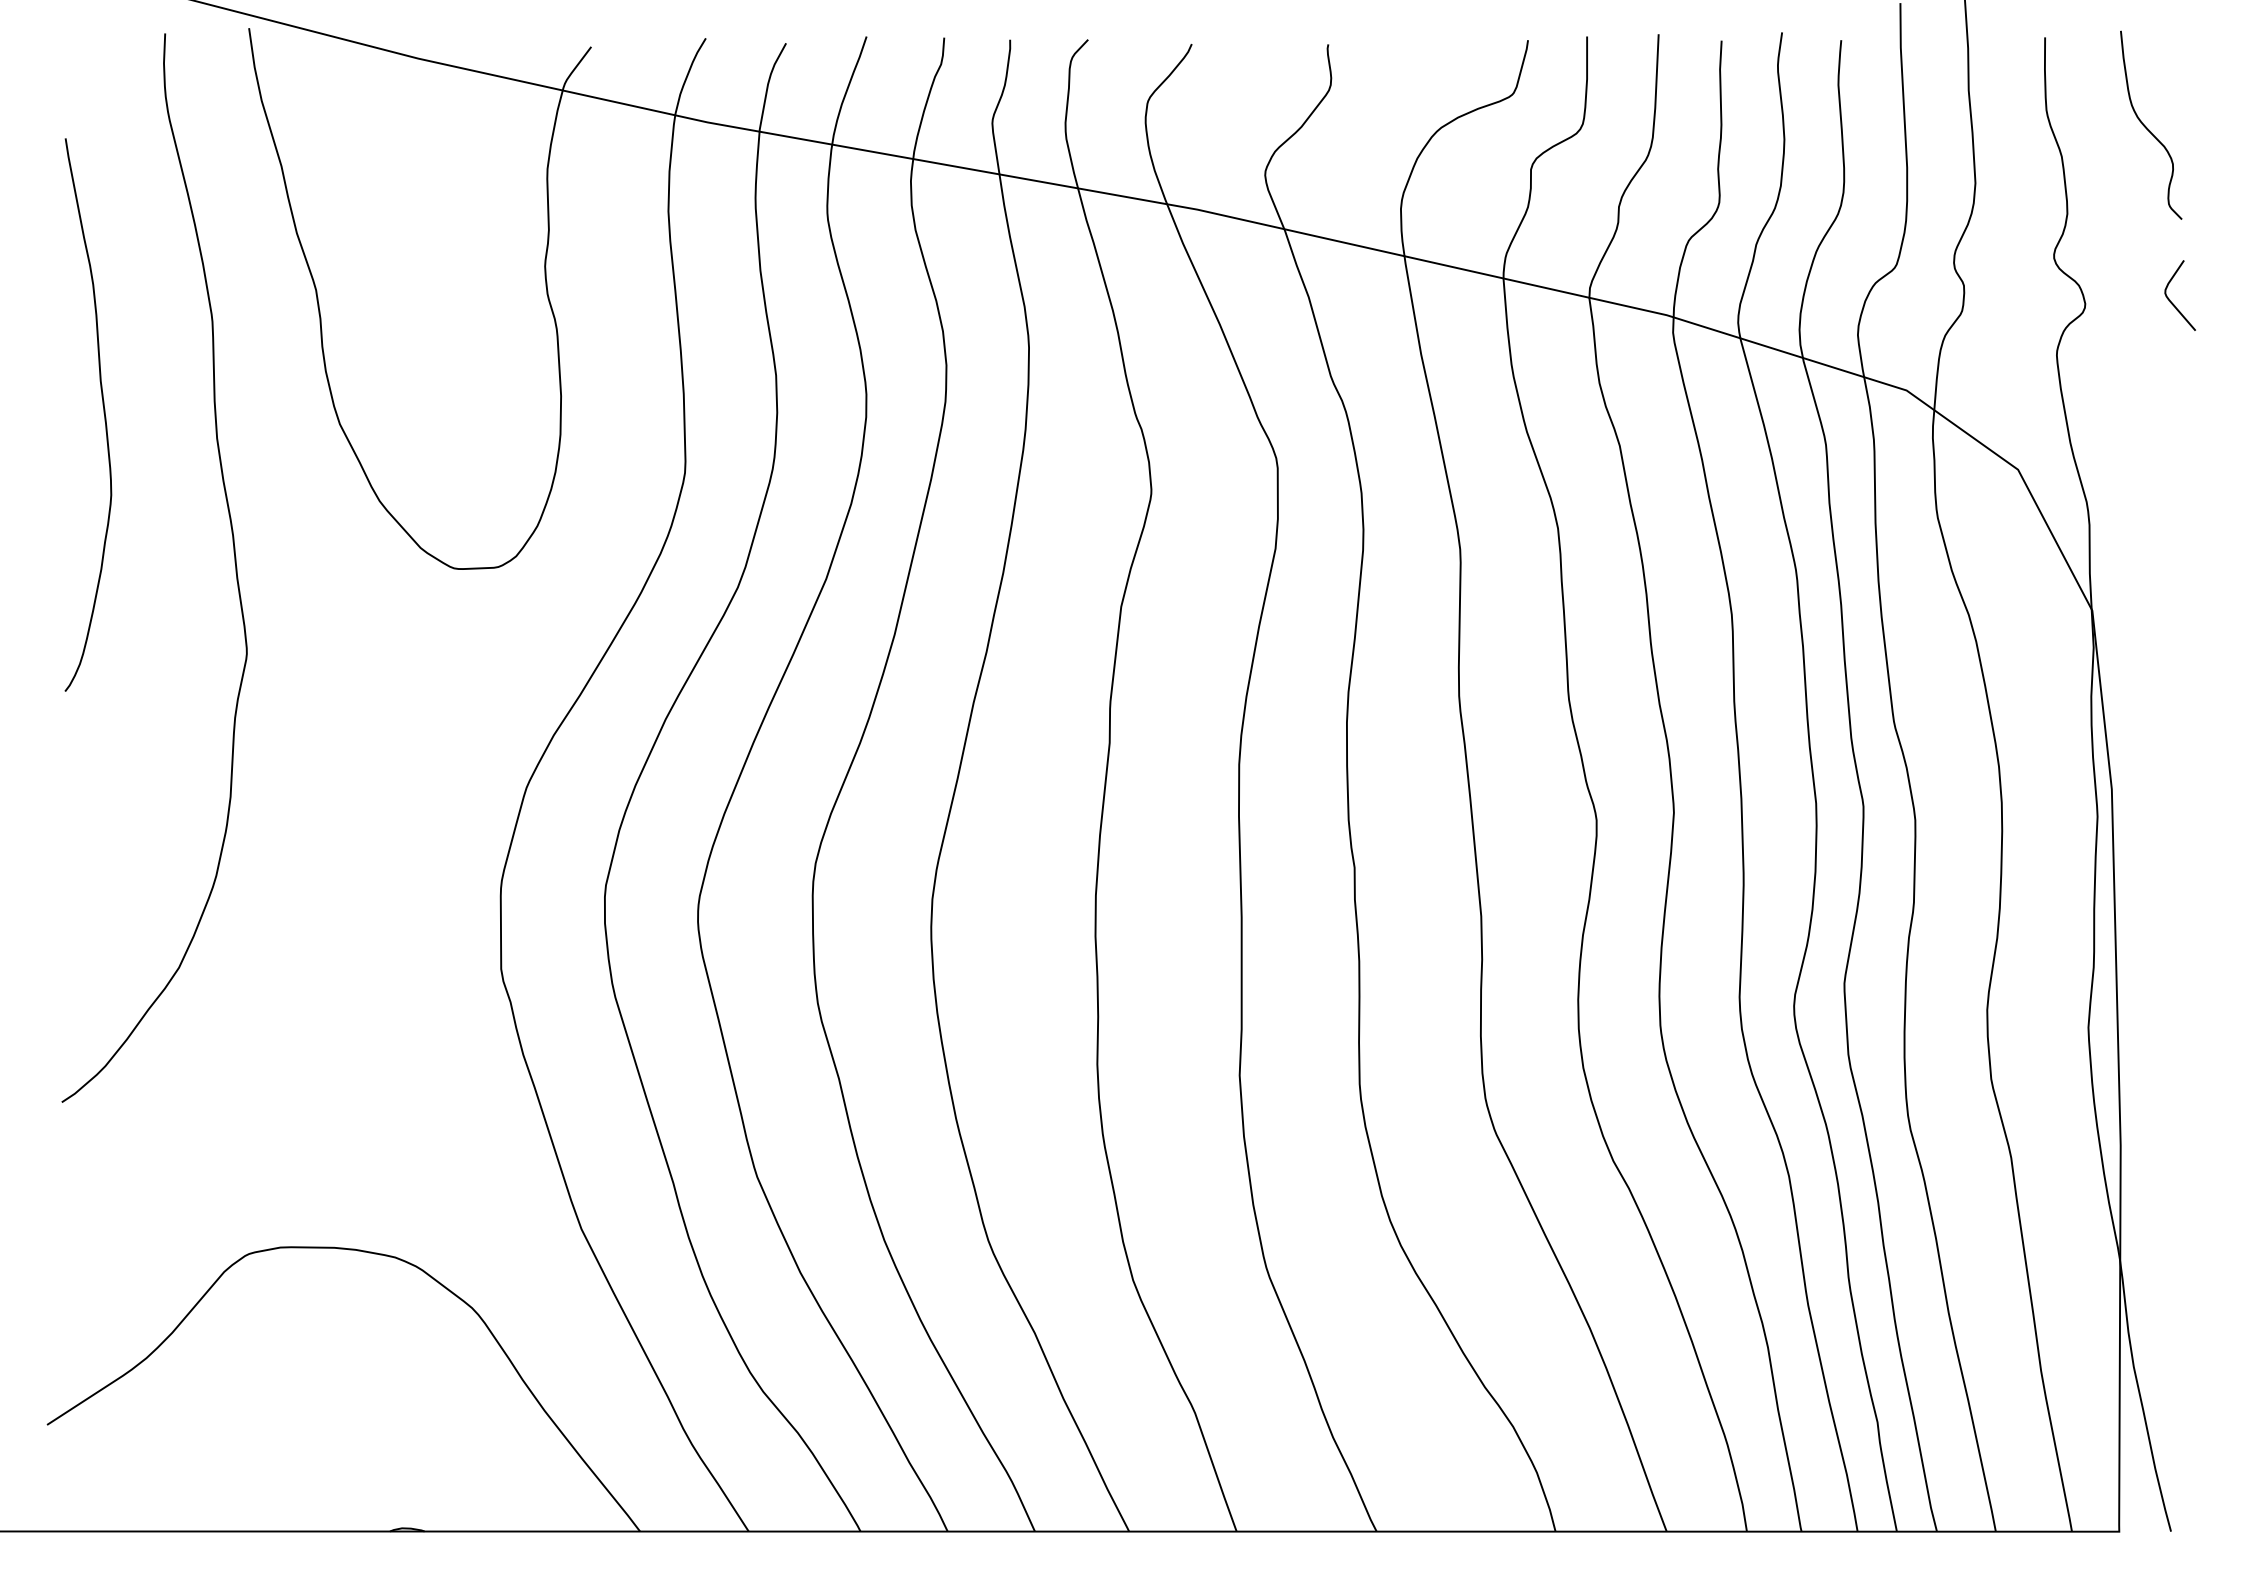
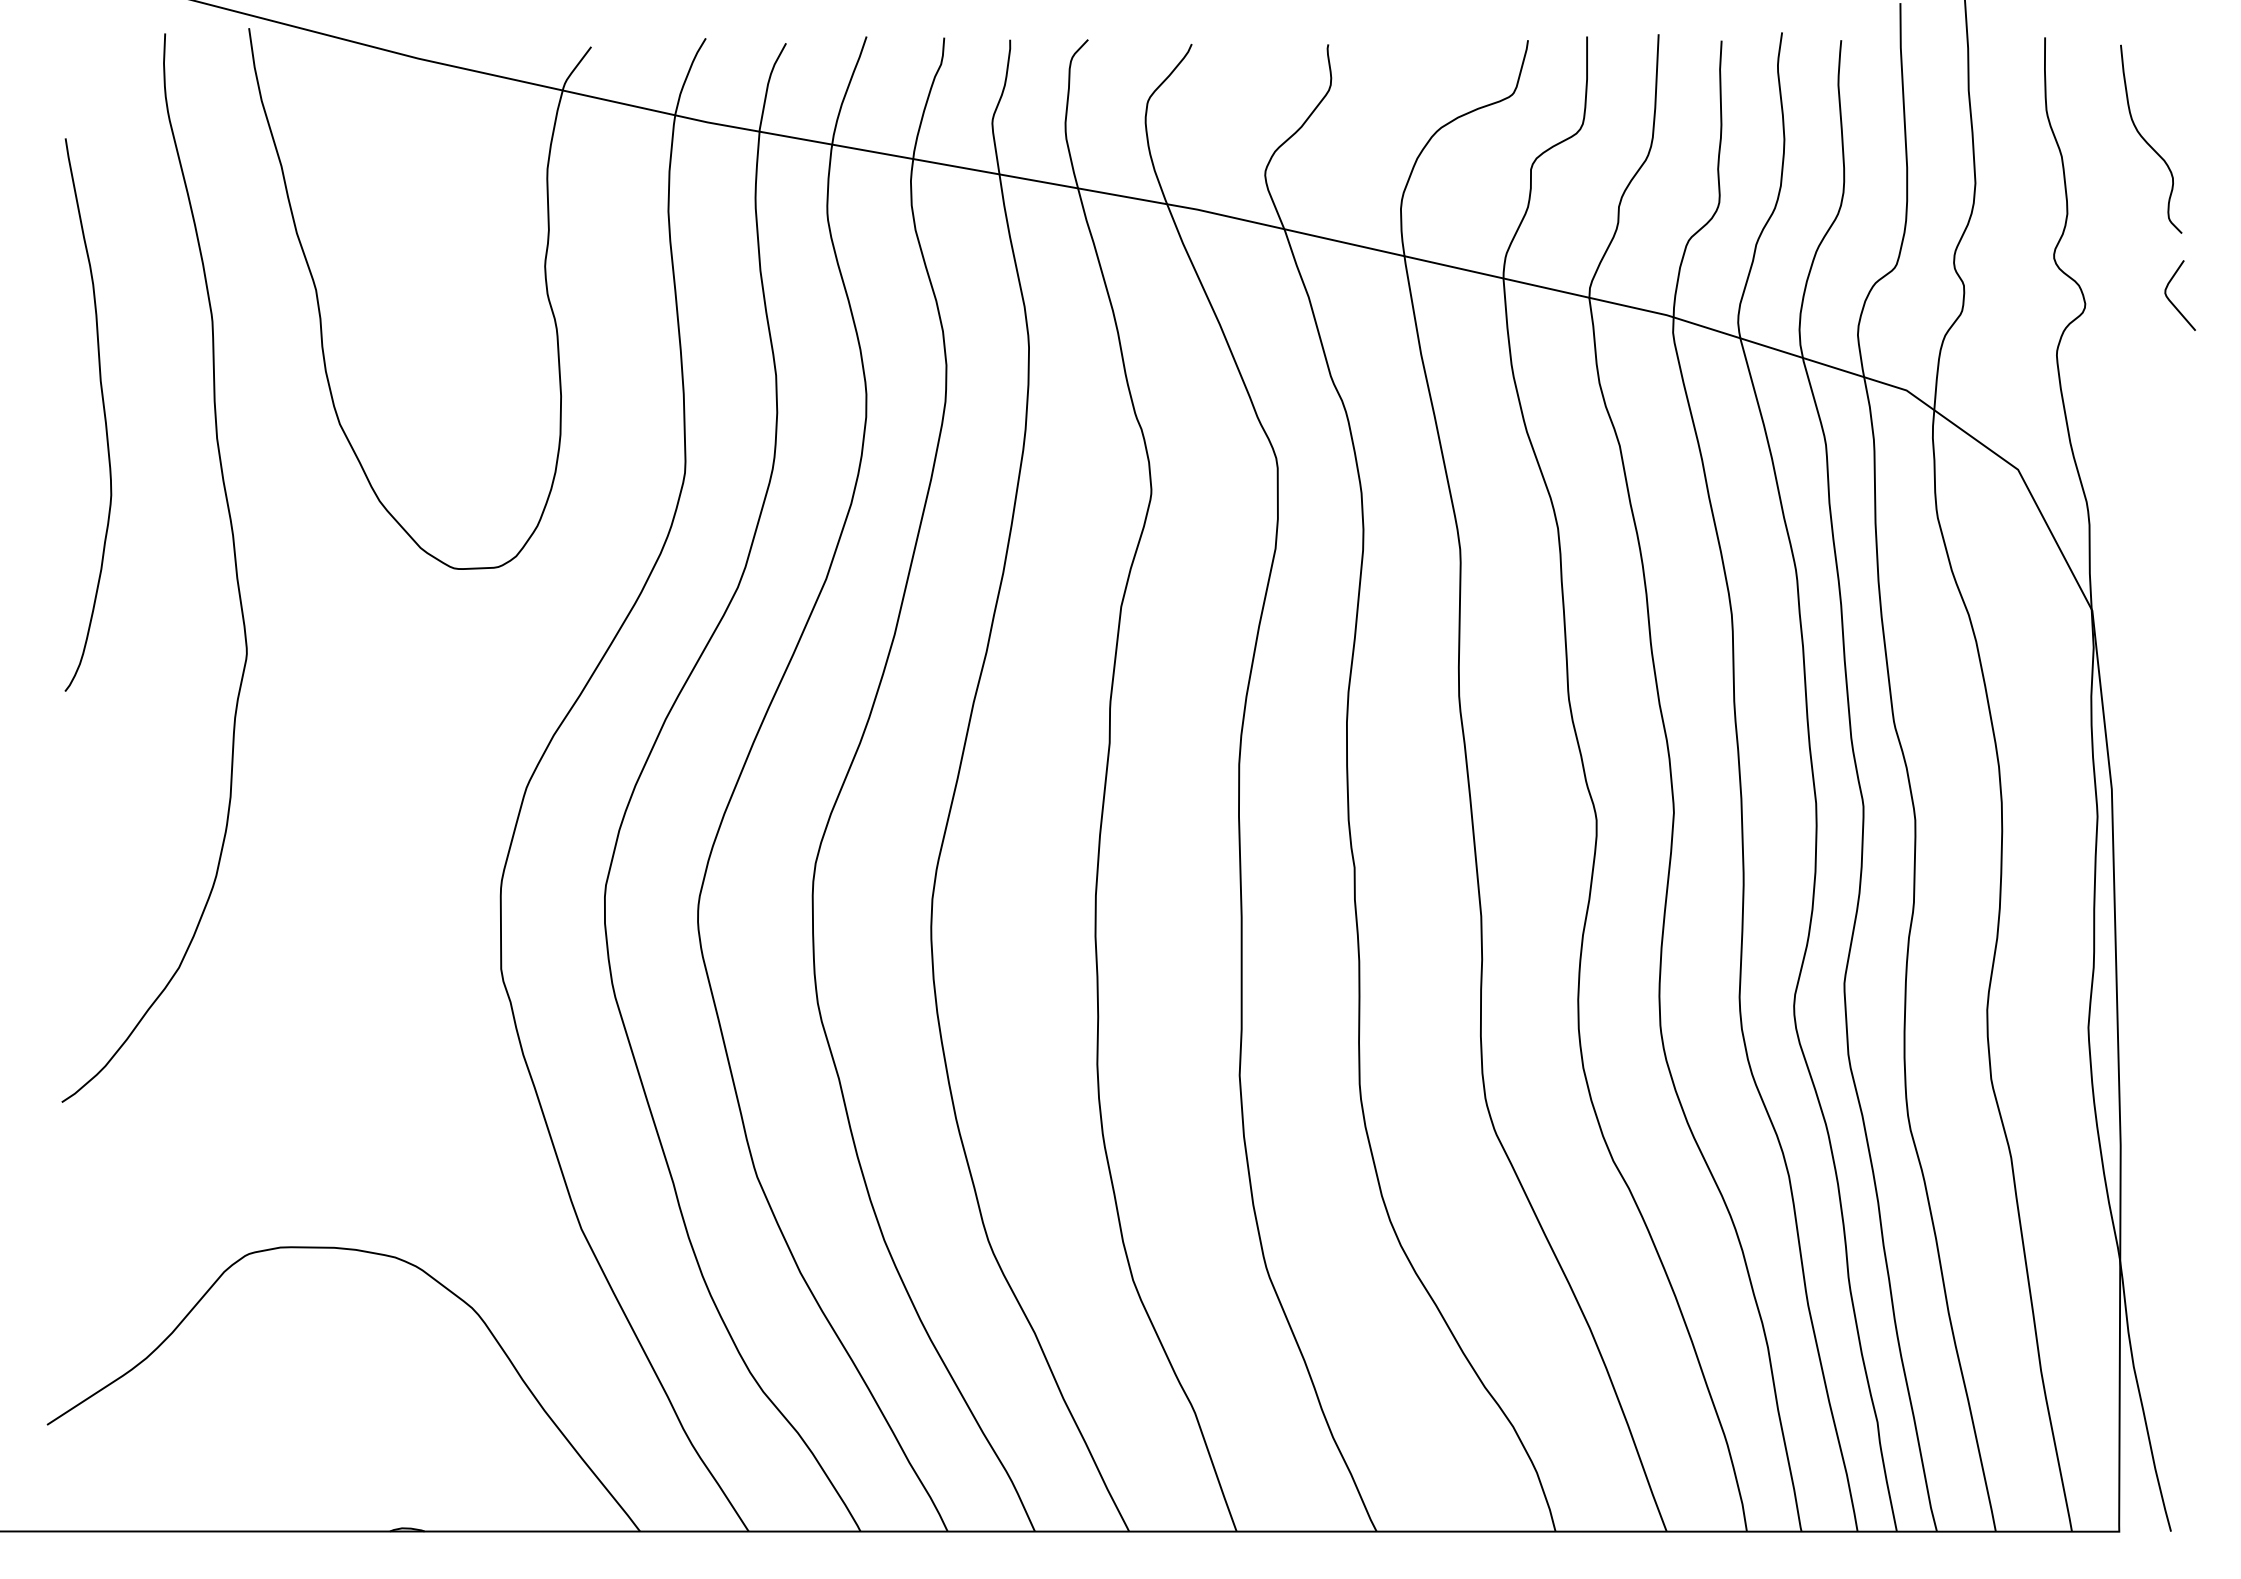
curve position: (2147, 127) -> (2147, 141) (2147, 141)
